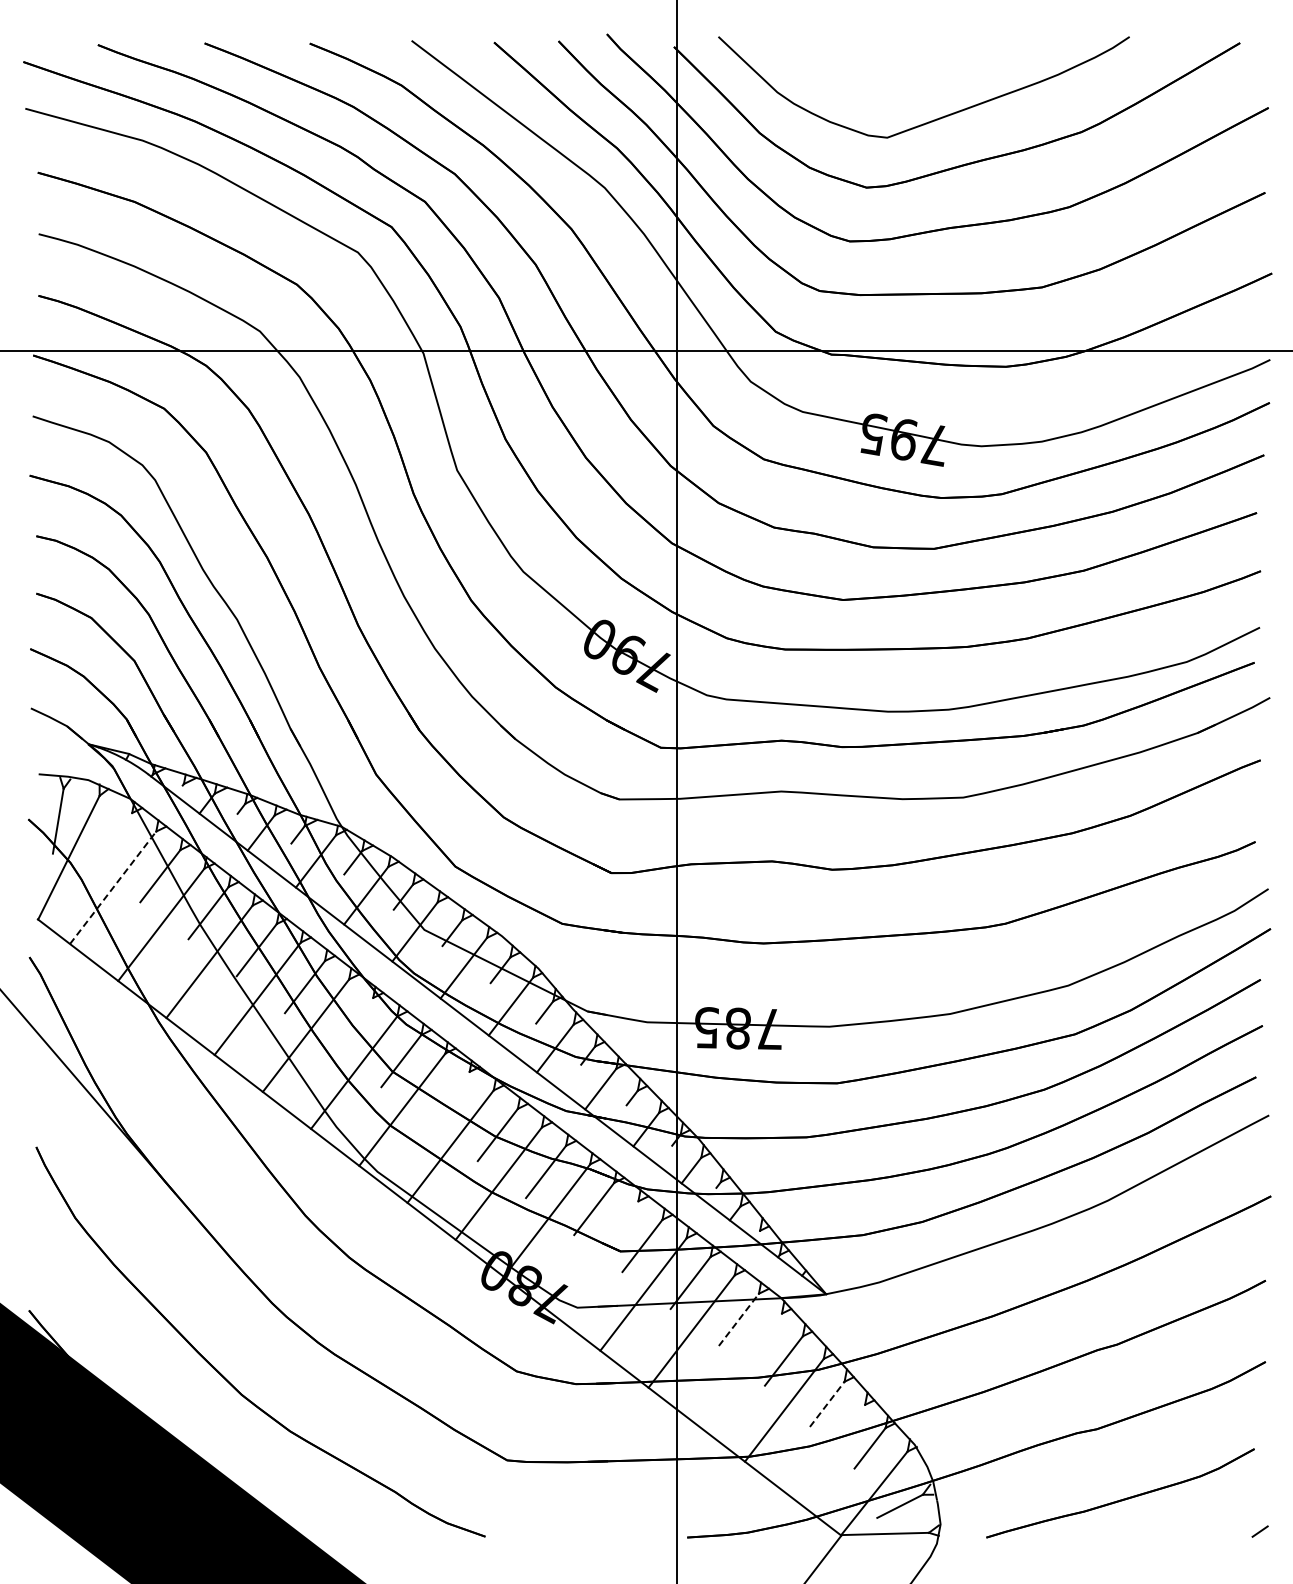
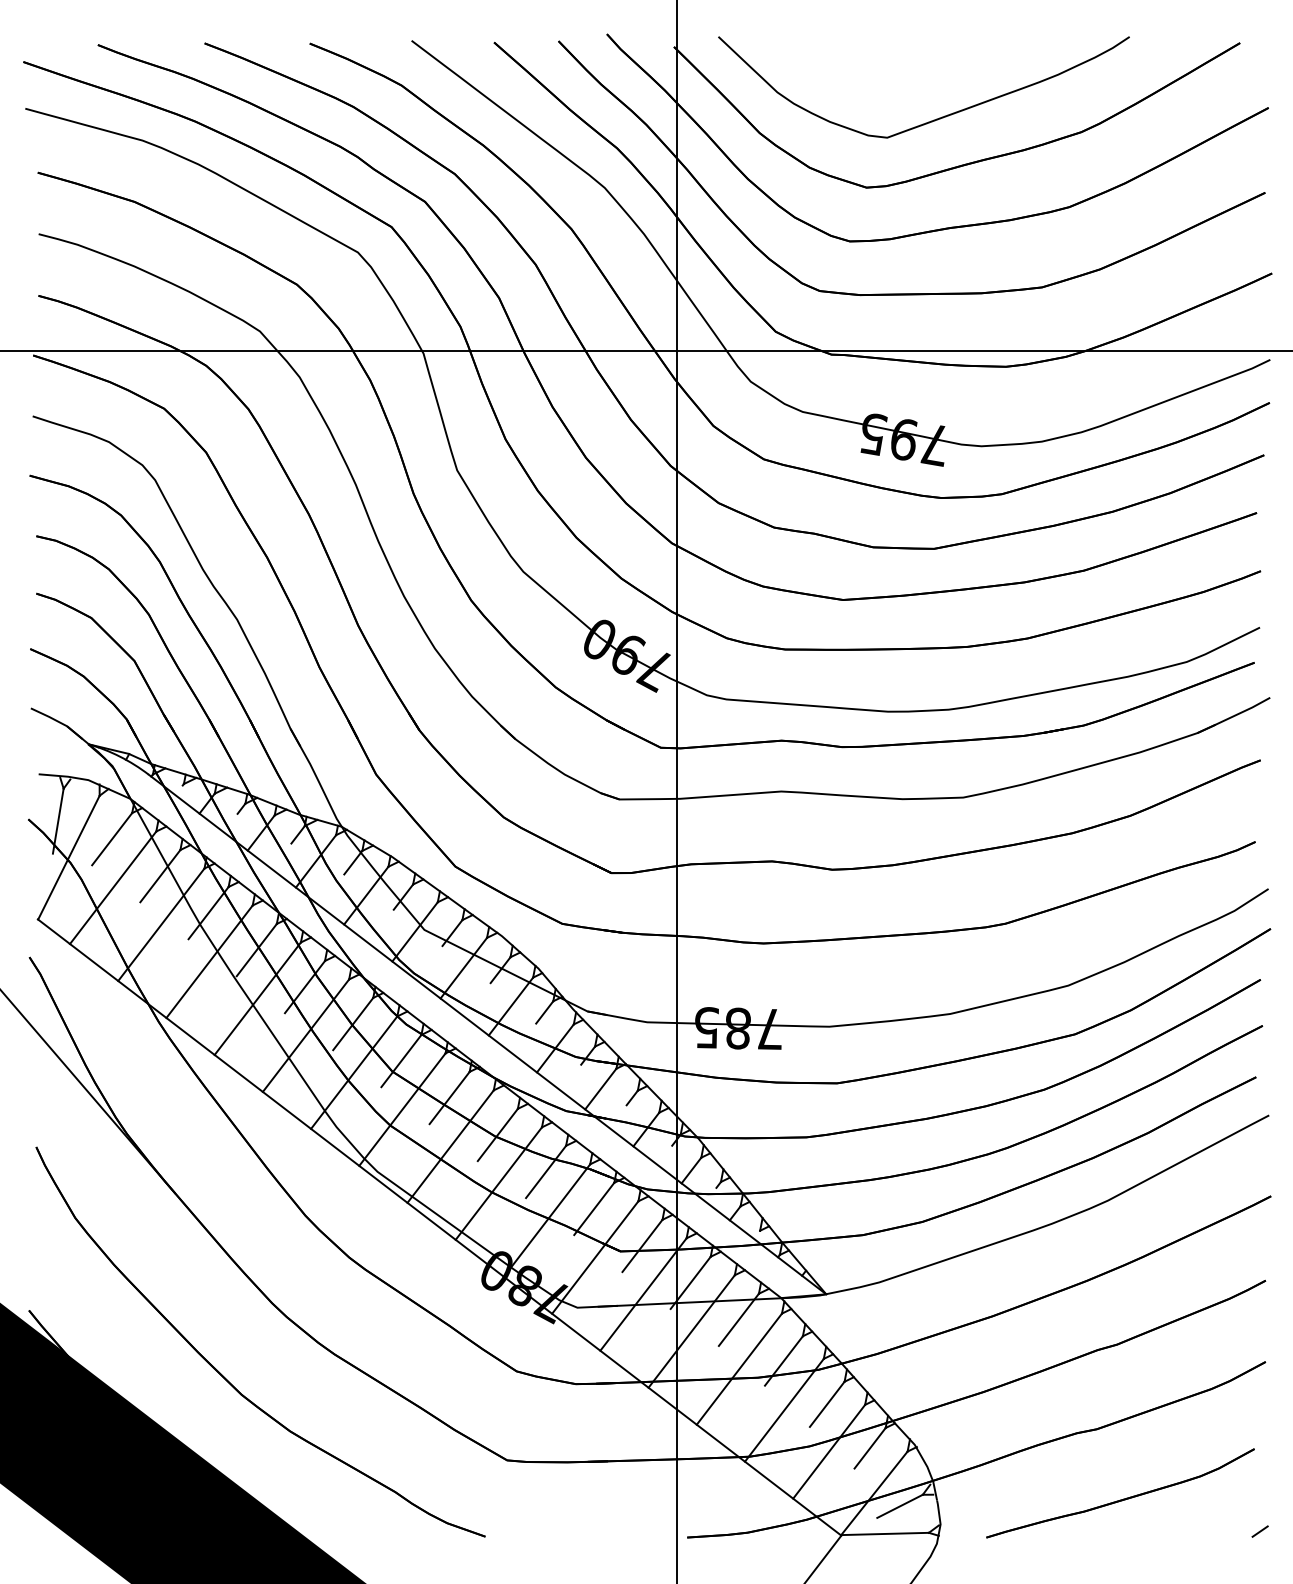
line: none -> present (112, 839)
line: dashed -> solid (113, 887)
line: none -> present (353, 1023)
line: none -> present (449, 1097)
line: none -> present (595, 1257)
line: dashed -> solid (738, 1319)
line: none -> present (739, 1368)
line: dashed -> solid (827, 1403)
line: none -> present (829, 1451)
